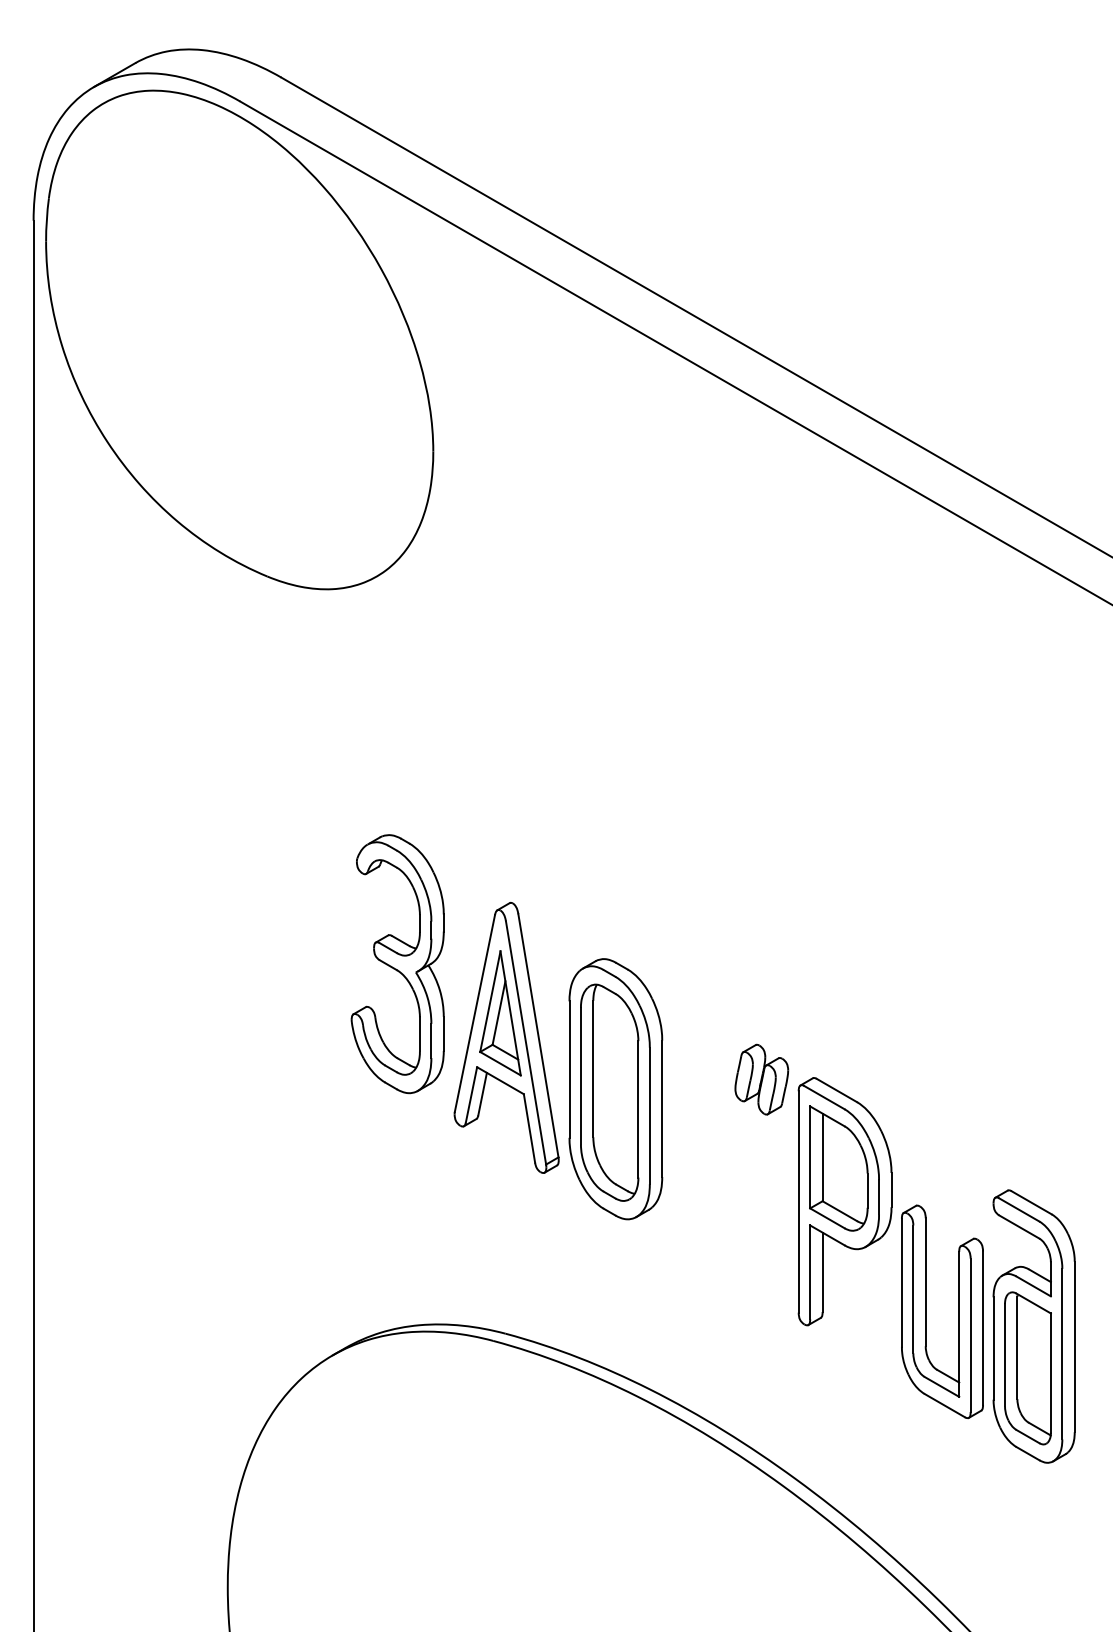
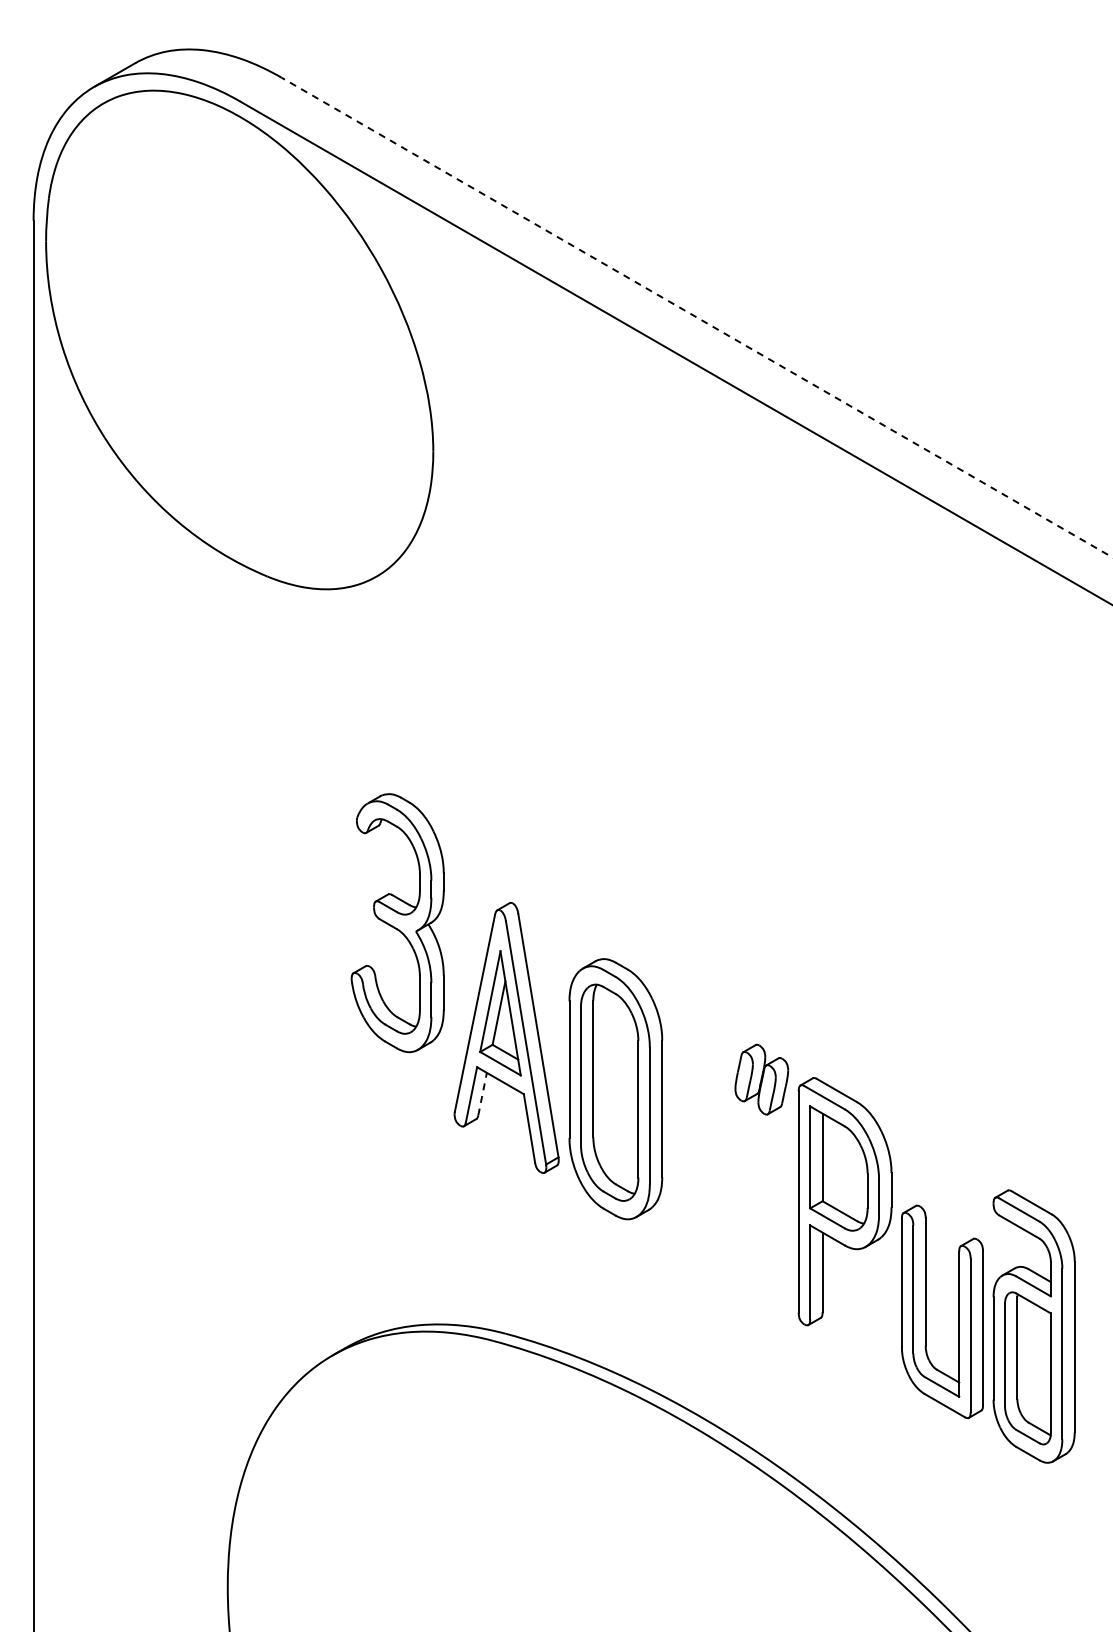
line: solid -> dashed (697, 317)
part position: (397, 964) -> (397, 923) (397, 923)
line: solid -> dashed (482, 1094)
